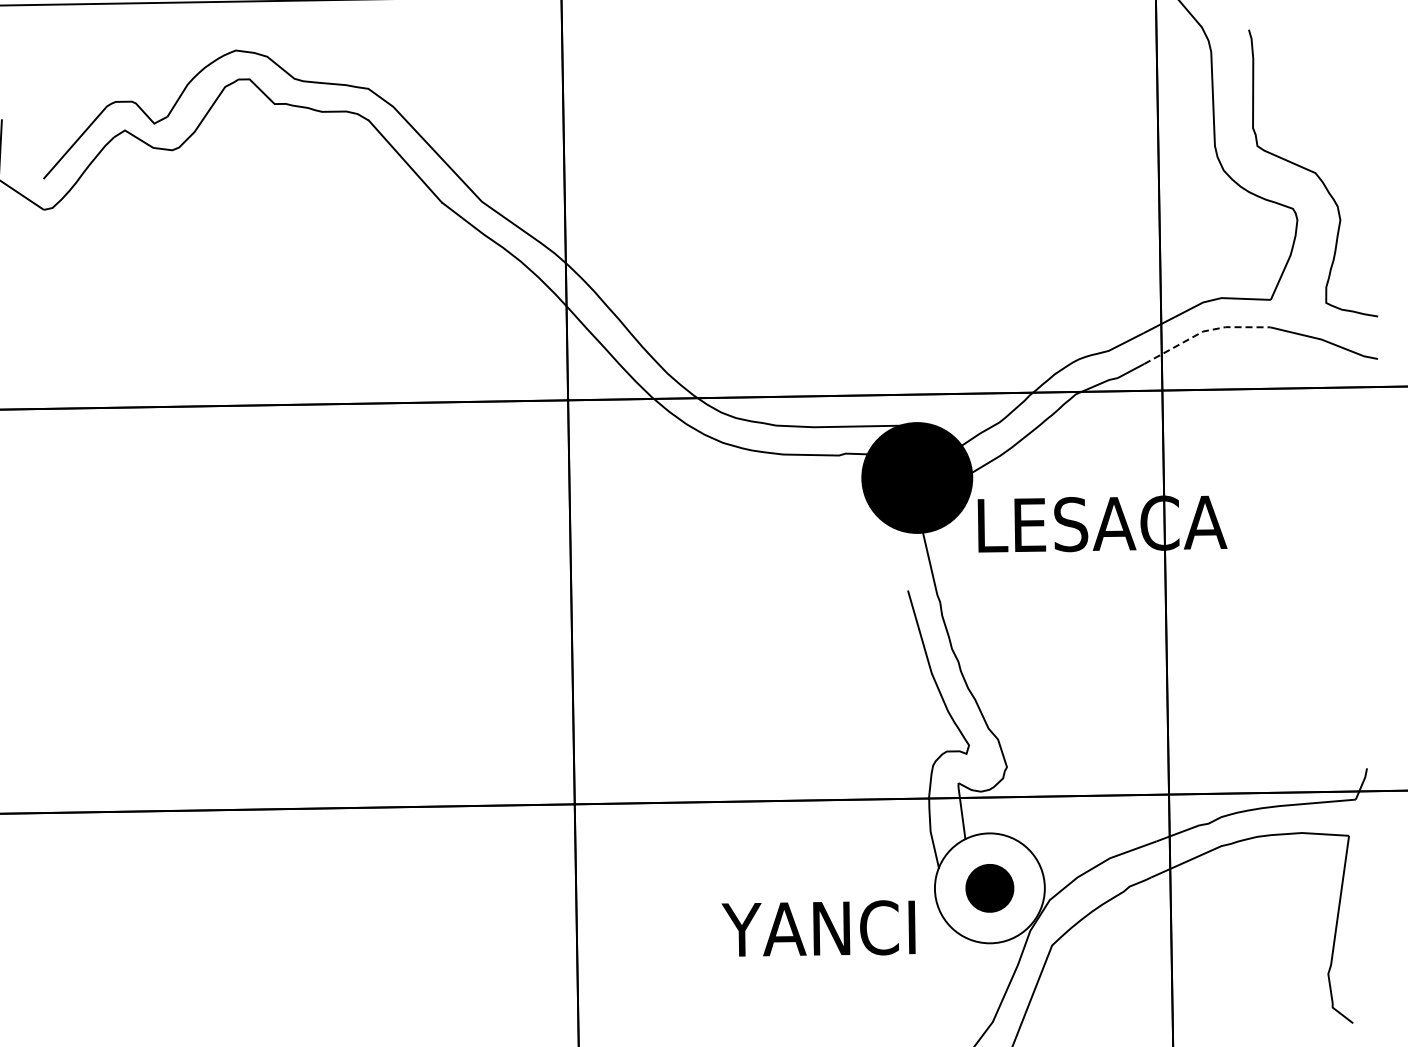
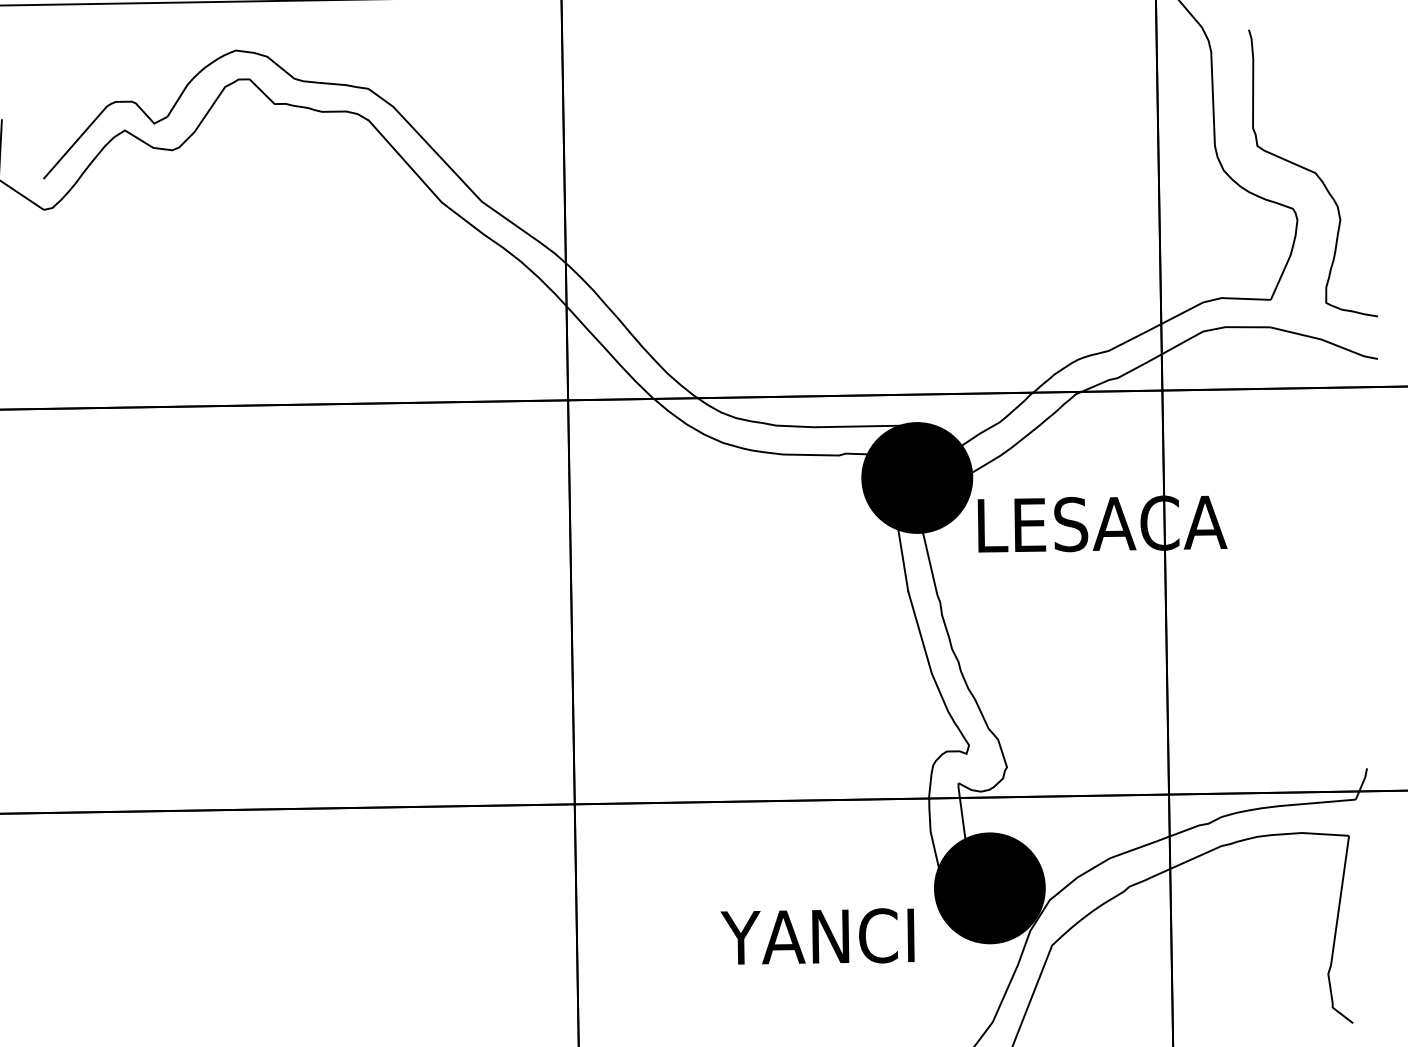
line: dashed -> solid (1203, 331)
line: none -> present (903, 559)
fill: none -> present (989, 888)
text position: (818, 928) -> (817, 936) (817, 936)
